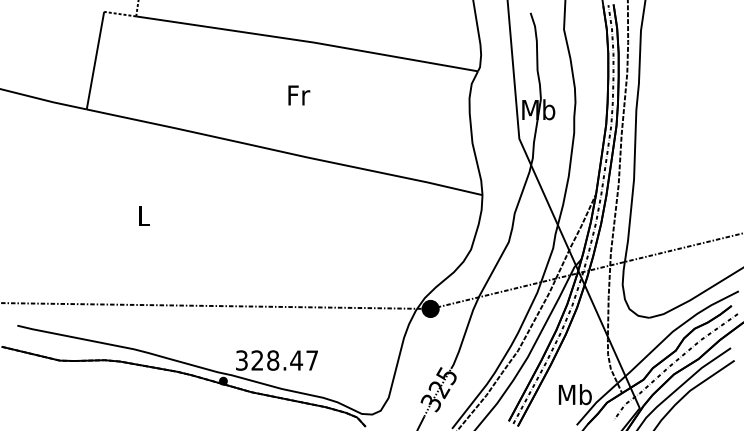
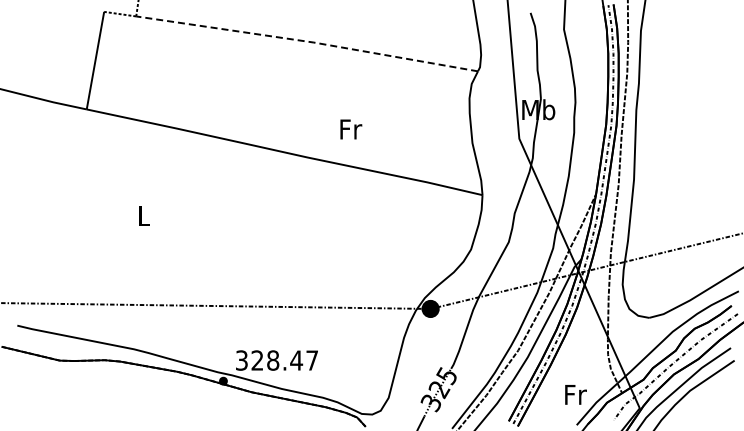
line: solid -> dashed (308, 41)
text position: (299, 95) -> (351, 129) (351, 129)
text: Mb -> Fr (574, 394)
